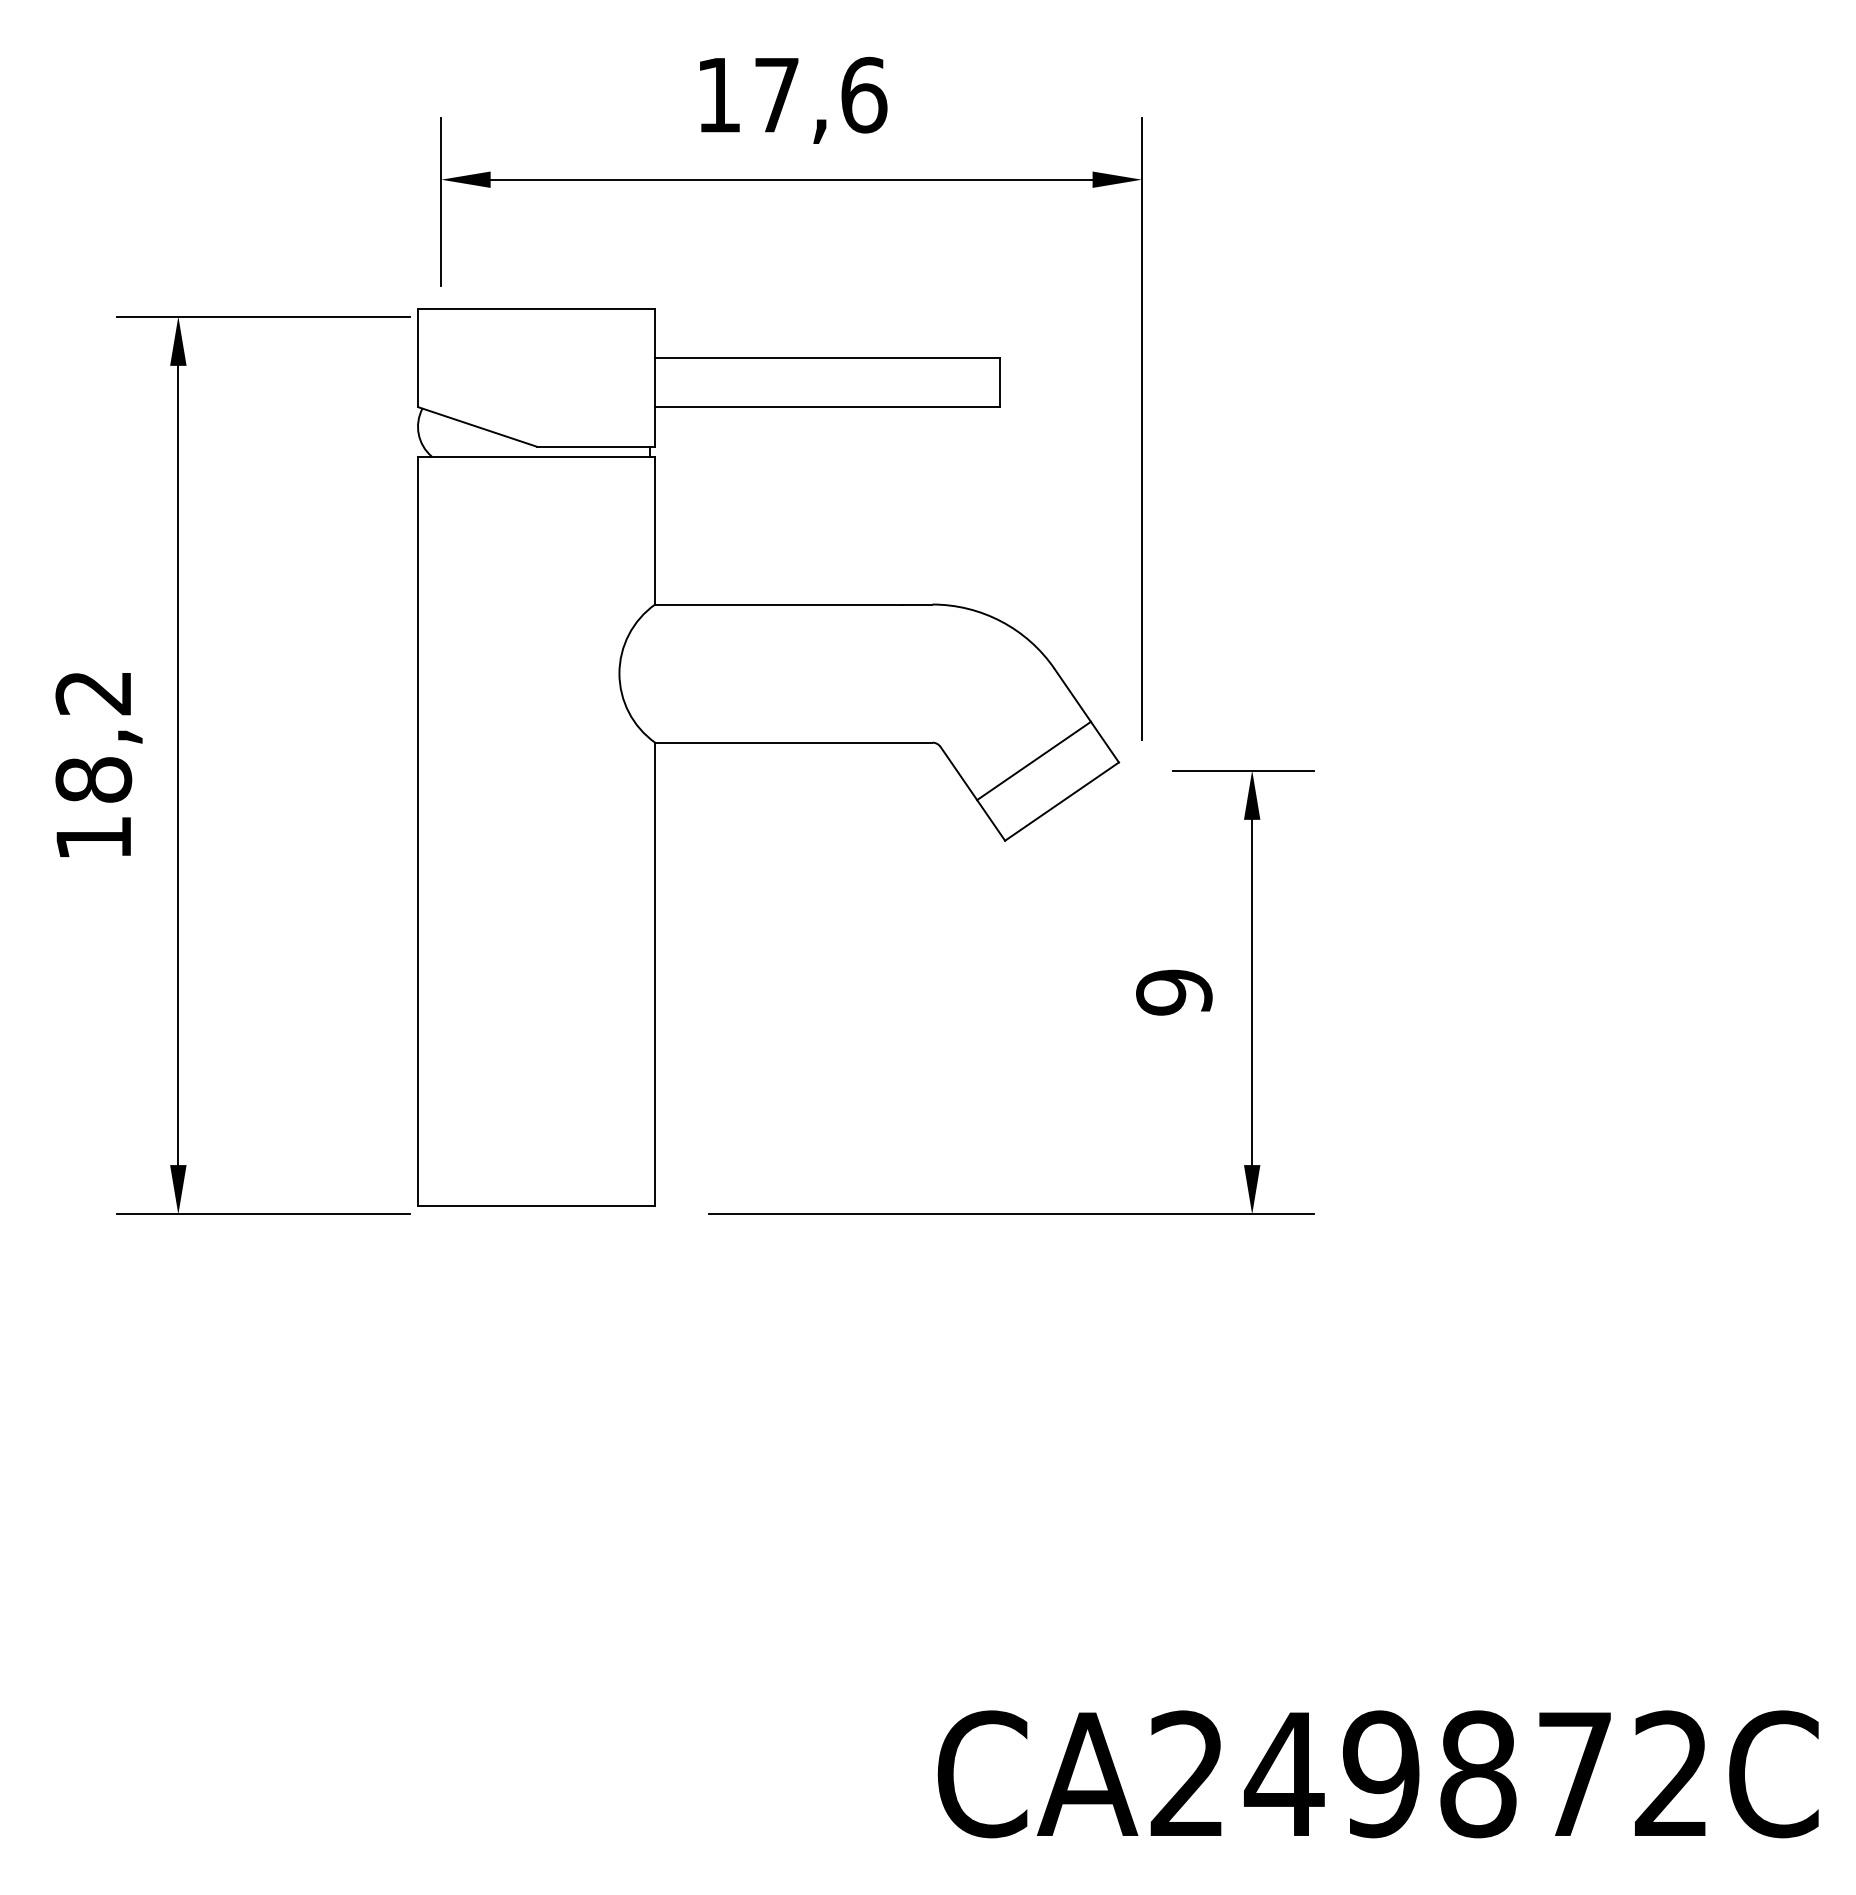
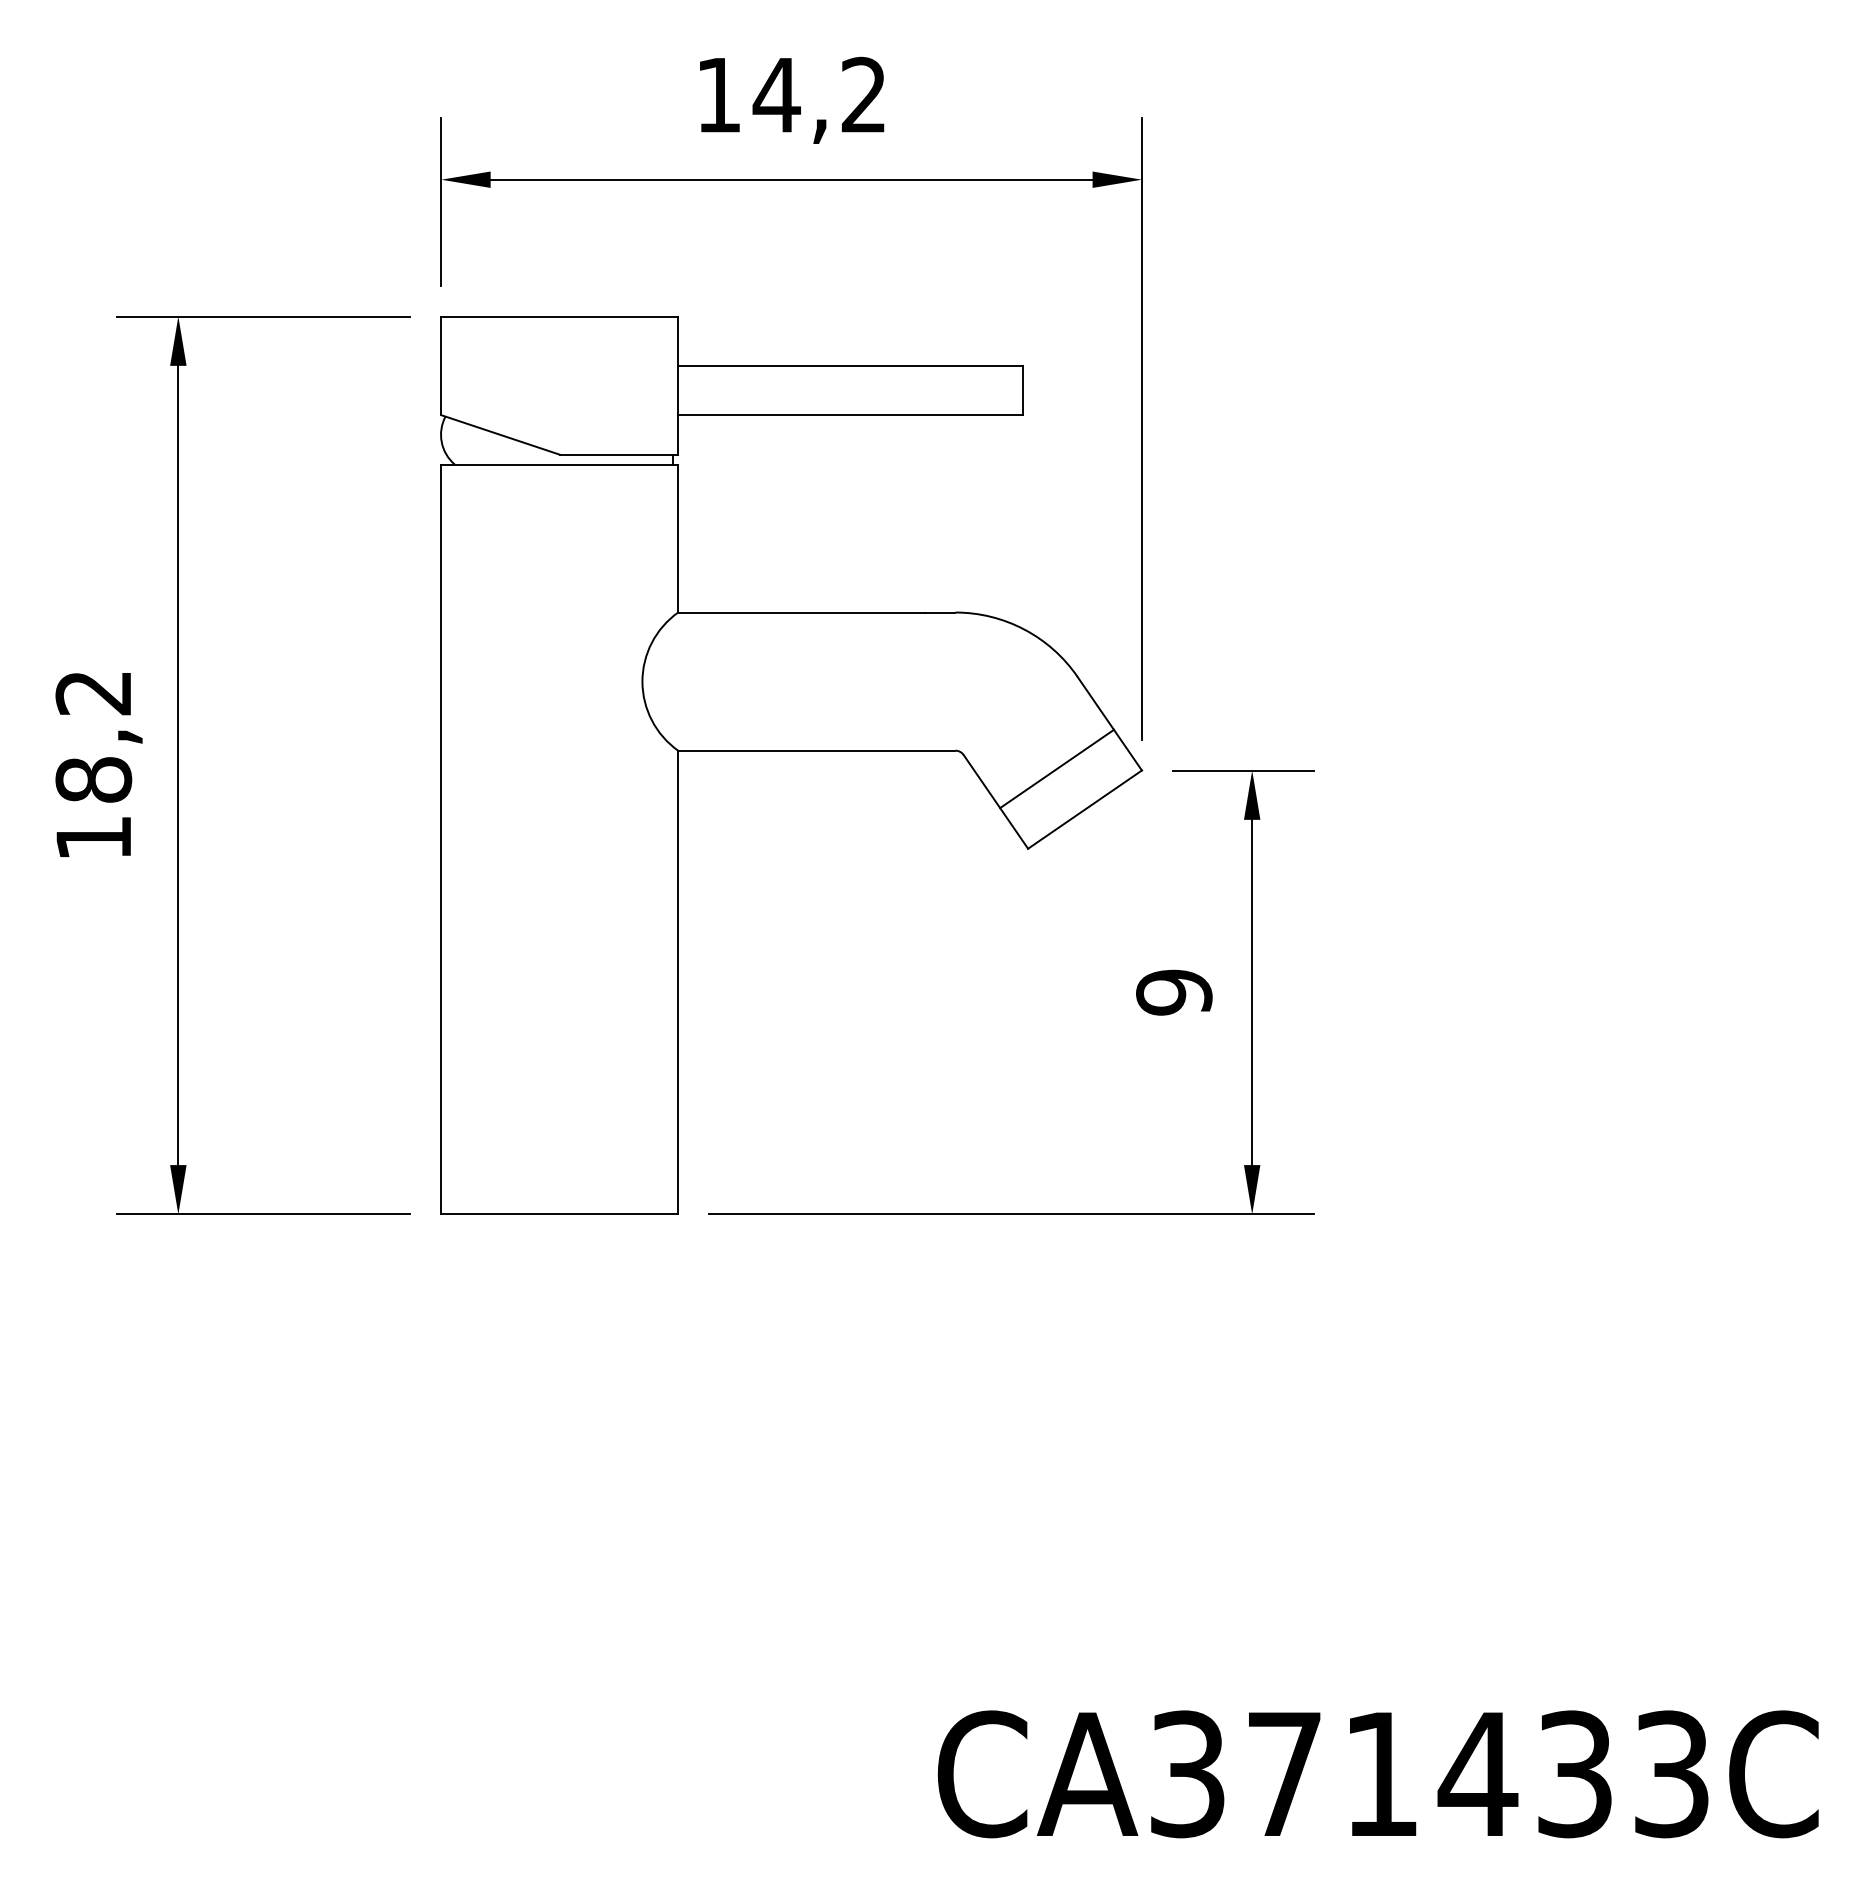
text: 17,6 -> 14,2 (819, 94)
part position: (768, 743) -> (791, 751) (791, 751)
text: CA249872C -> CA371433C (1429, 1774)
